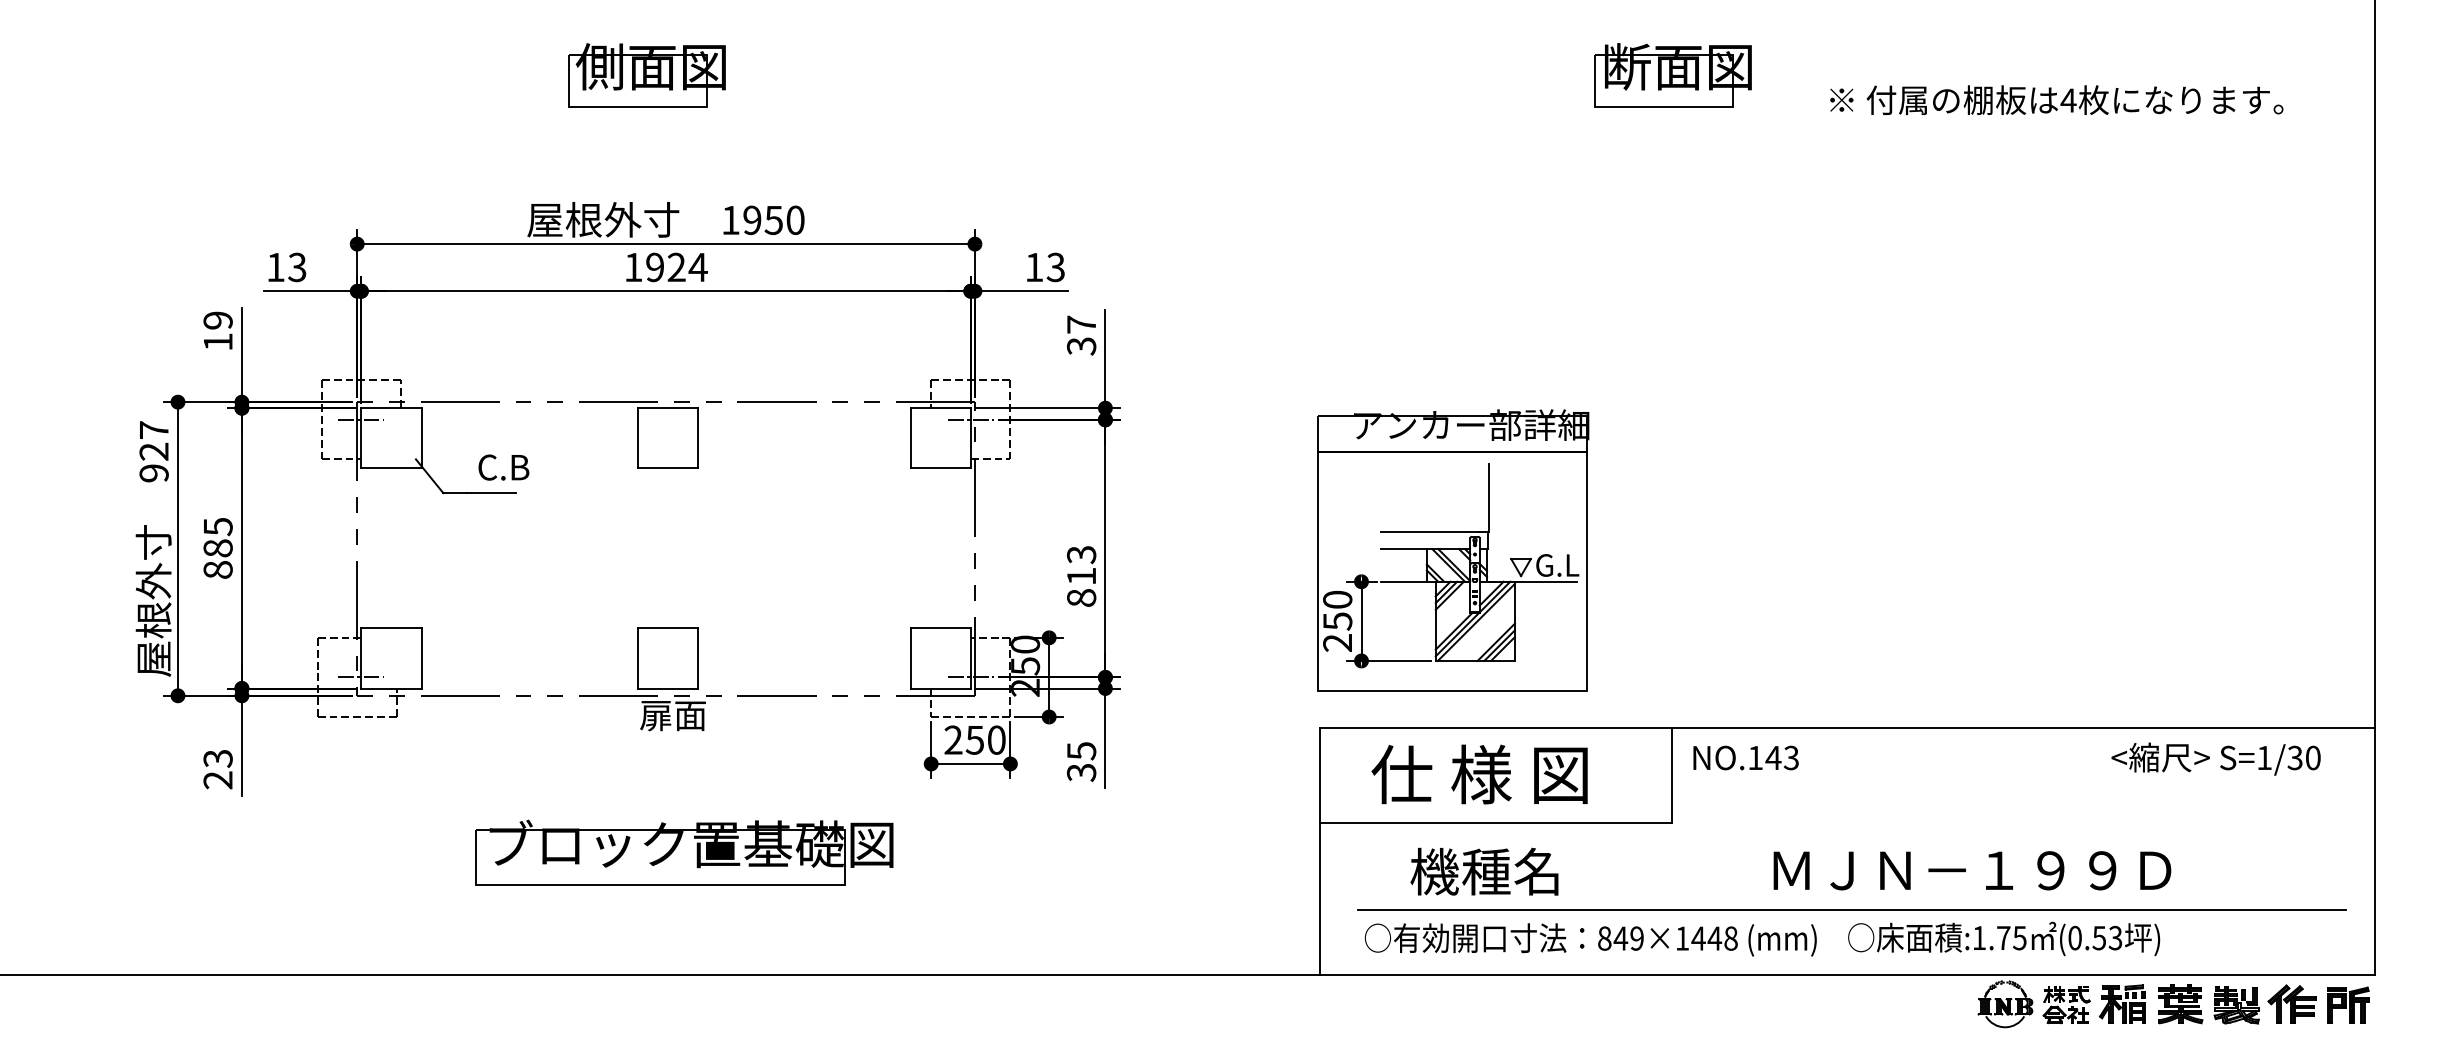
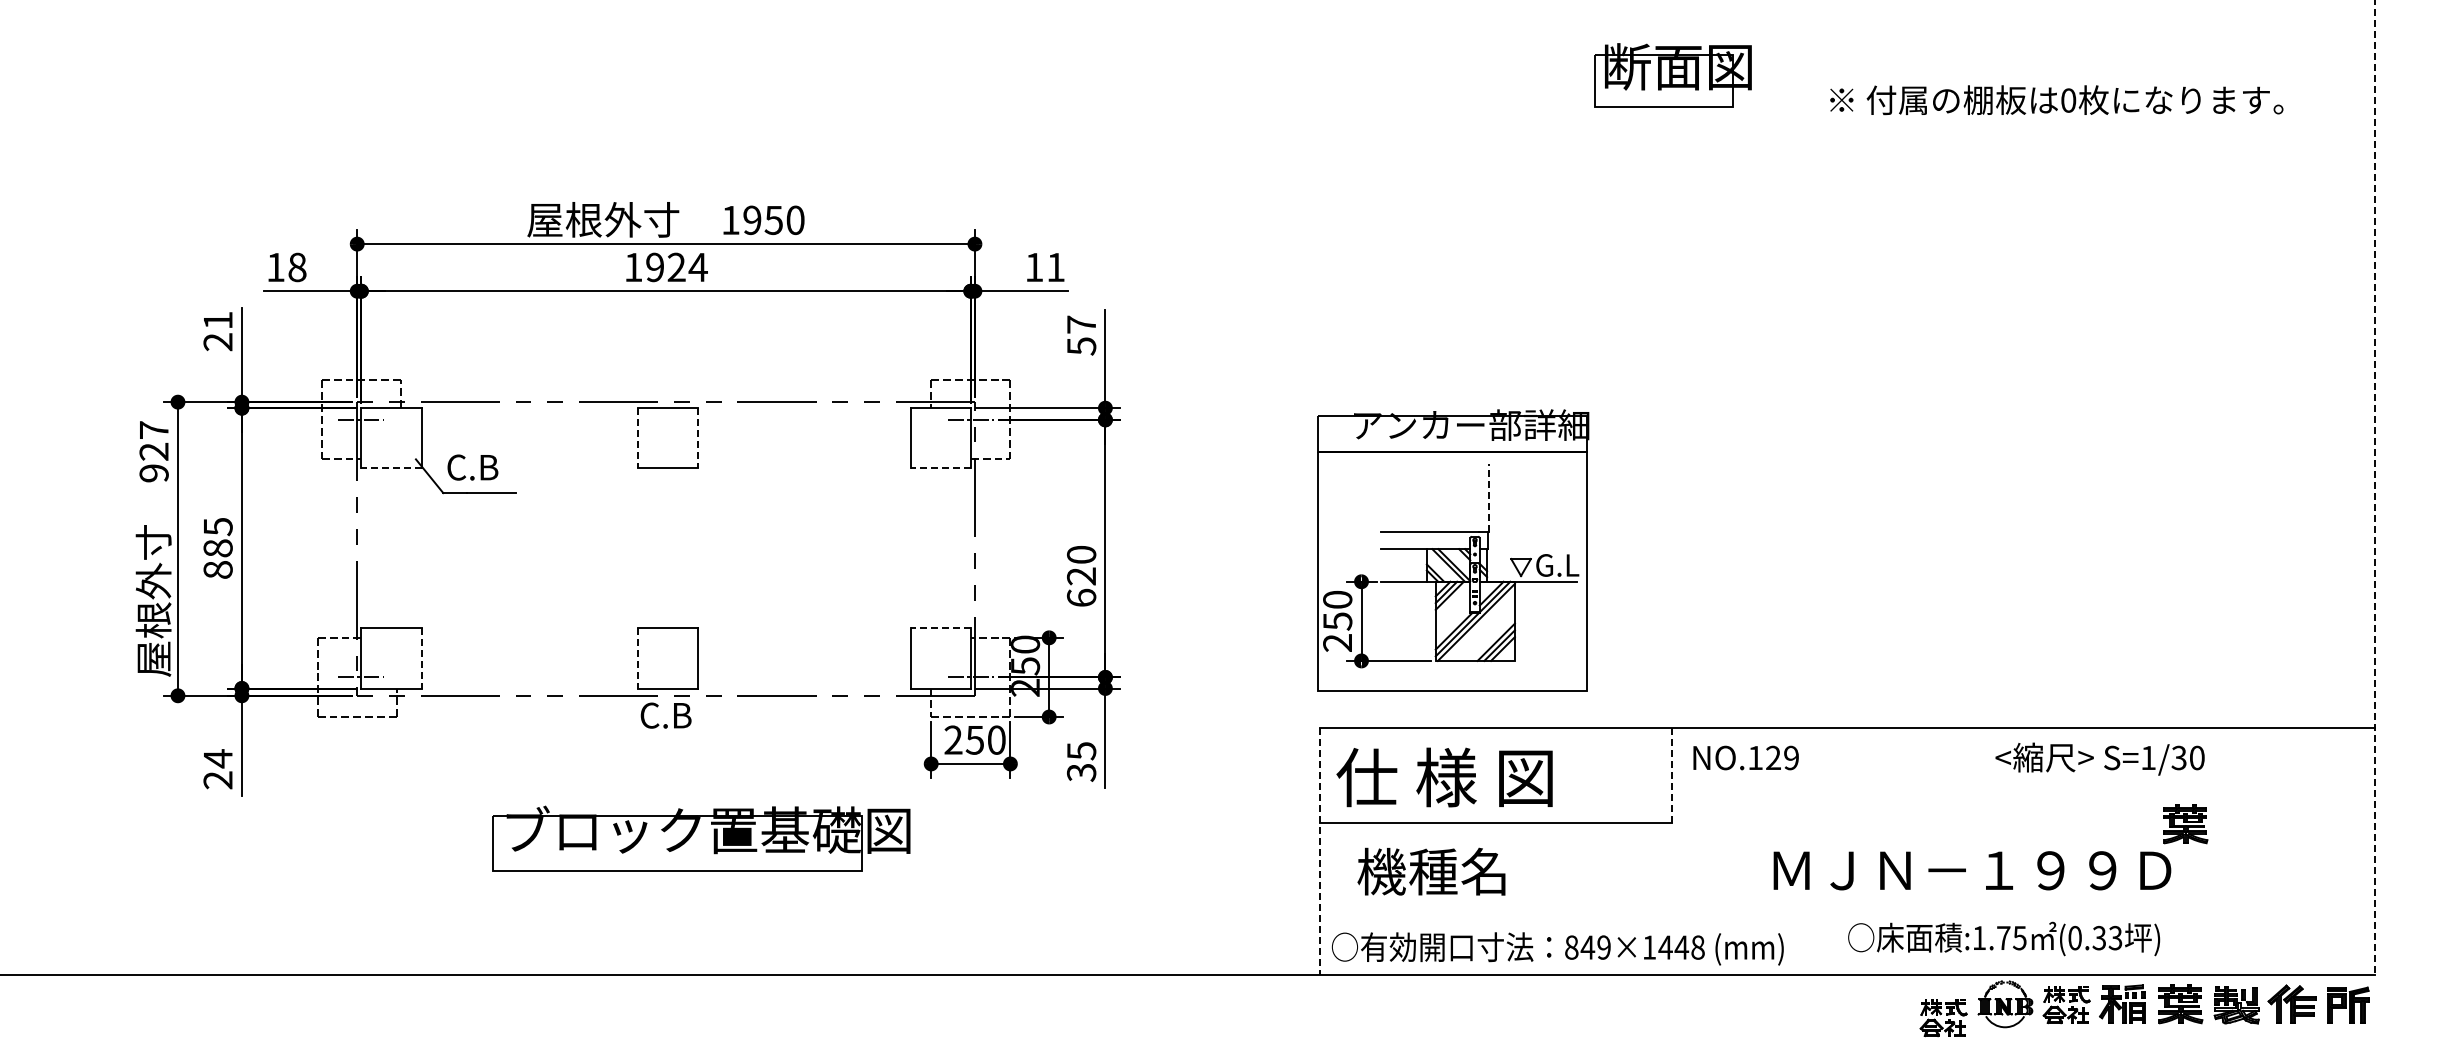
part: present -> none (646, 75)
text: 4 -> 0 (2068, 100)
text: 13 -> 18 (297, 267)
text: 13 -> 11 (1055, 267)
text: 19 -> 21 (217, 331)
text: 37 -> 57 (1081, 345)
line: solid -> dashed (637, 438)
line: solid -> dashed (697, 438)
text position: (503, 467) -> (472, 467) (472, 467)
line: solid -> dashed (390, 468)
line: solid -> dashed (940, 468)
line: solid -> dashed (2374, 488)
line: solid -> dashed (1488, 497)
text: 813 -> 620 (1081, 576)
line: solid -> dashed (940, 628)
line: solid -> dashed (421, 658)
line: solid -> dashed (637, 658)
text: 扉面 -> C.B (672, 716)
text: NO.143 -> NO.129 (1781, 757)
text: 23 -> 24 (217, 758)
text position: (2215, 758) -> (2099, 758) (2099, 758)
text position: (1479, 774) -> (1444, 777) (1444, 777)
line: solid -> dashed (1671, 775)
part: none -> present (2185, 824)
line: solid -> dashed (1320, 851)
part position: (684, 852) -> (701, 838) (701, 838)
text position: (1484, 871) -> (1431, 871) (1431, 871)
line: present -> none (1852, 909)
text: (0.53 -> (0.33 (2098, 937)
text position: (1590, 939) -> (1557, 948) (1557, 948)
part: none -> present (1943, 1018)
